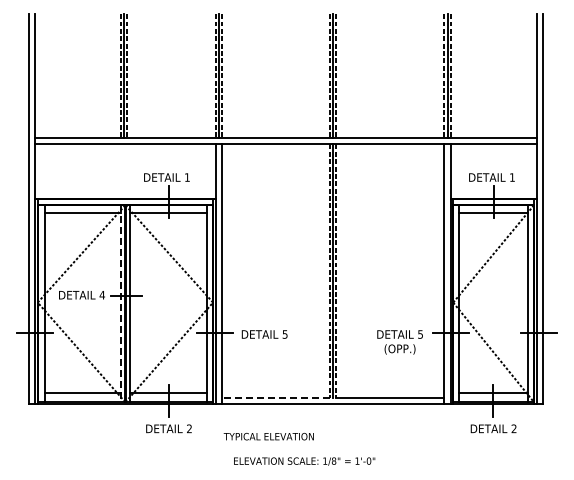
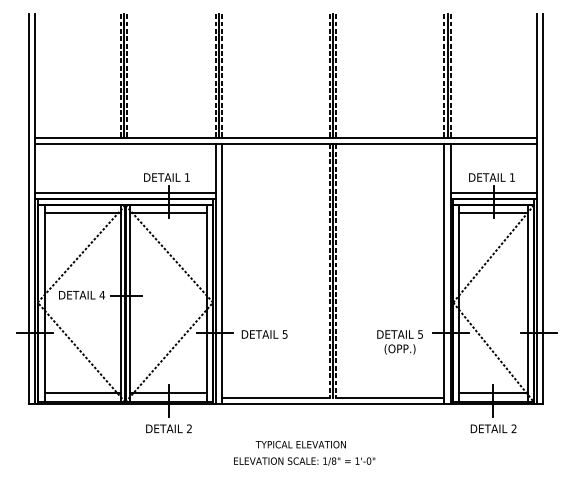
line: none -> present (125, 193)
line: none -> present (493, 193)
line: dashed -> solid (120, 304)
line: dashed -> solid (275, 397)
text position: (268, 436) -> (300, 444) (300, 444)
